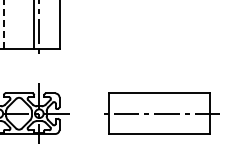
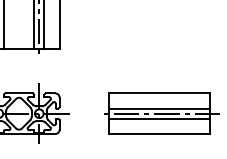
line: dashed -> solid (3, 24)
line: none -> present (44, 25)
line: none -> present (158, 108)
line: none -> present (158, 118)
